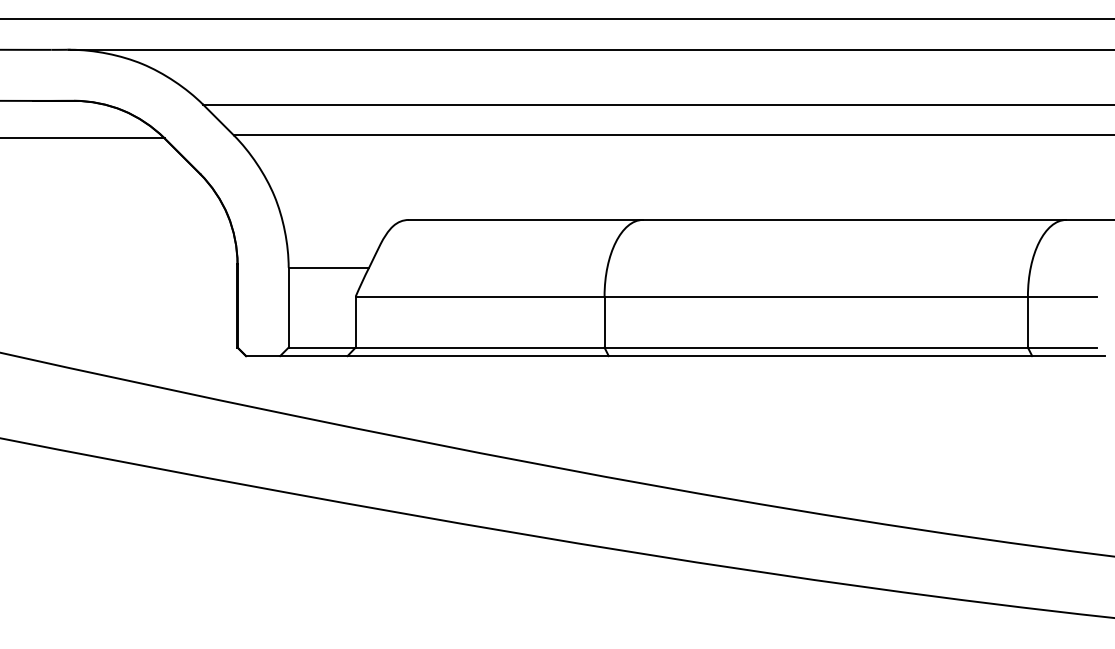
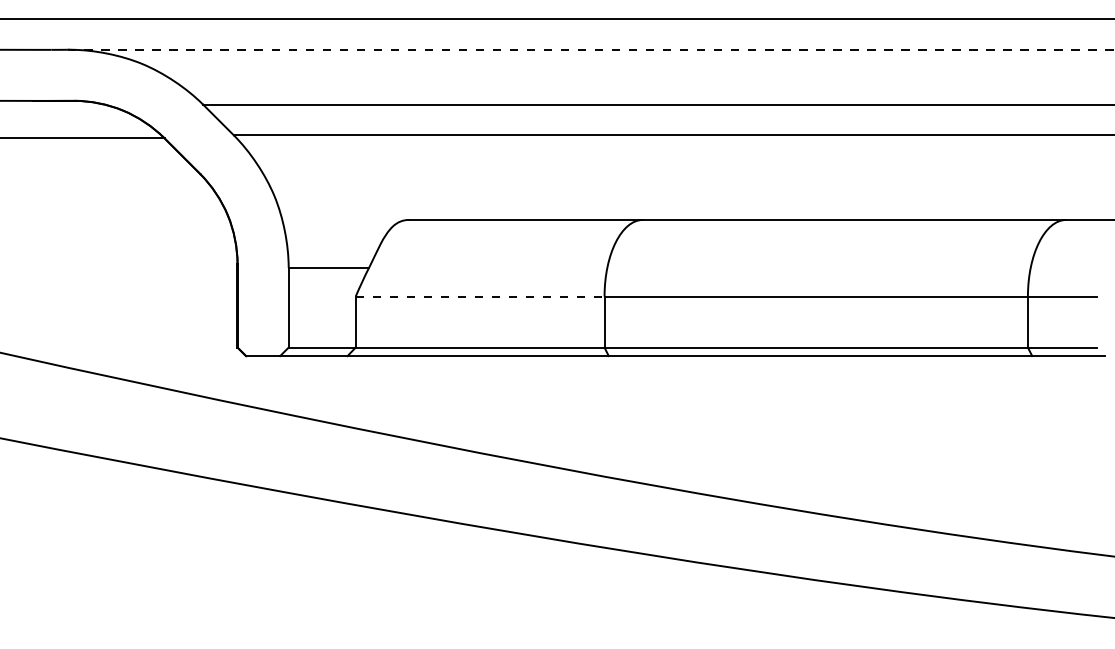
line: solid -> dashed (592, 49)
line: solid -> dashed (480, 296)
